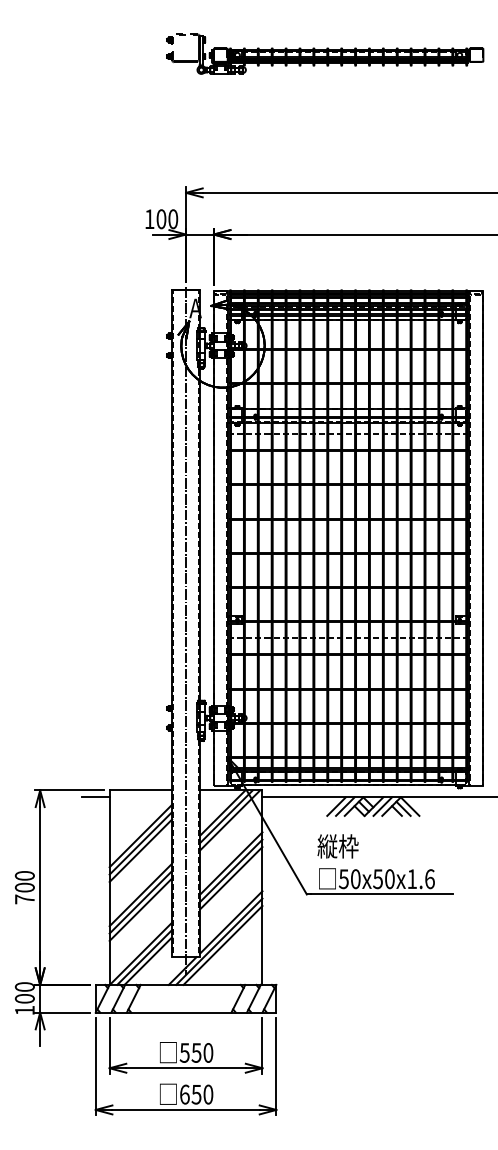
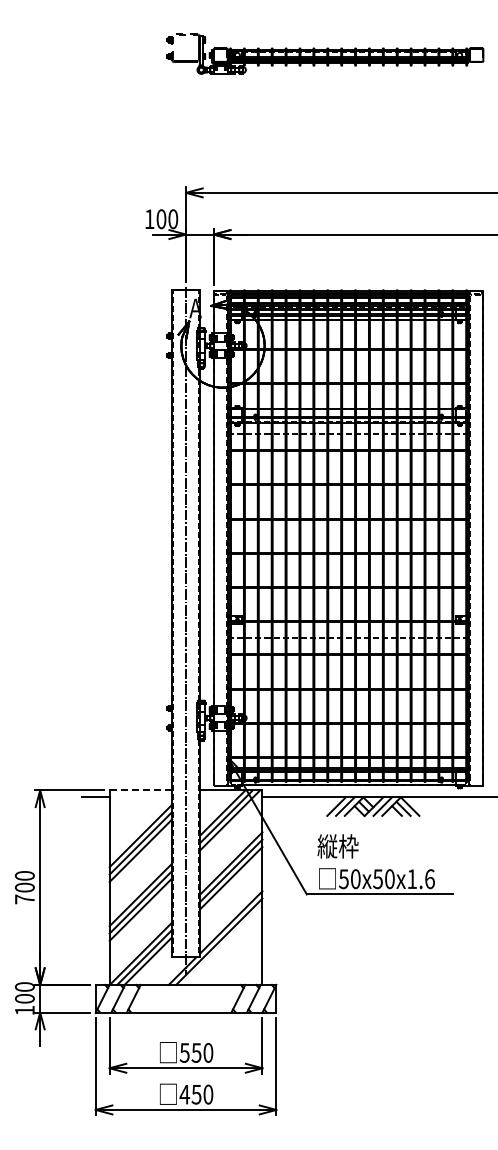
line: solid -> dashed (141, 790)
line: present -> none (222, 944)
text: 650 -> 450 (184, 1094)
